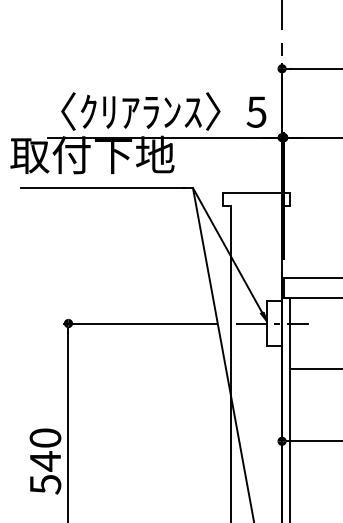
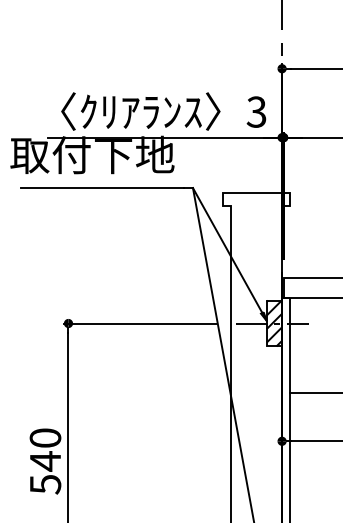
text: 5 -> 3 (256, 111)
hatch: none -> present (274, 323)
line position: (314, 368) -> (314, 392) (314, 392)
